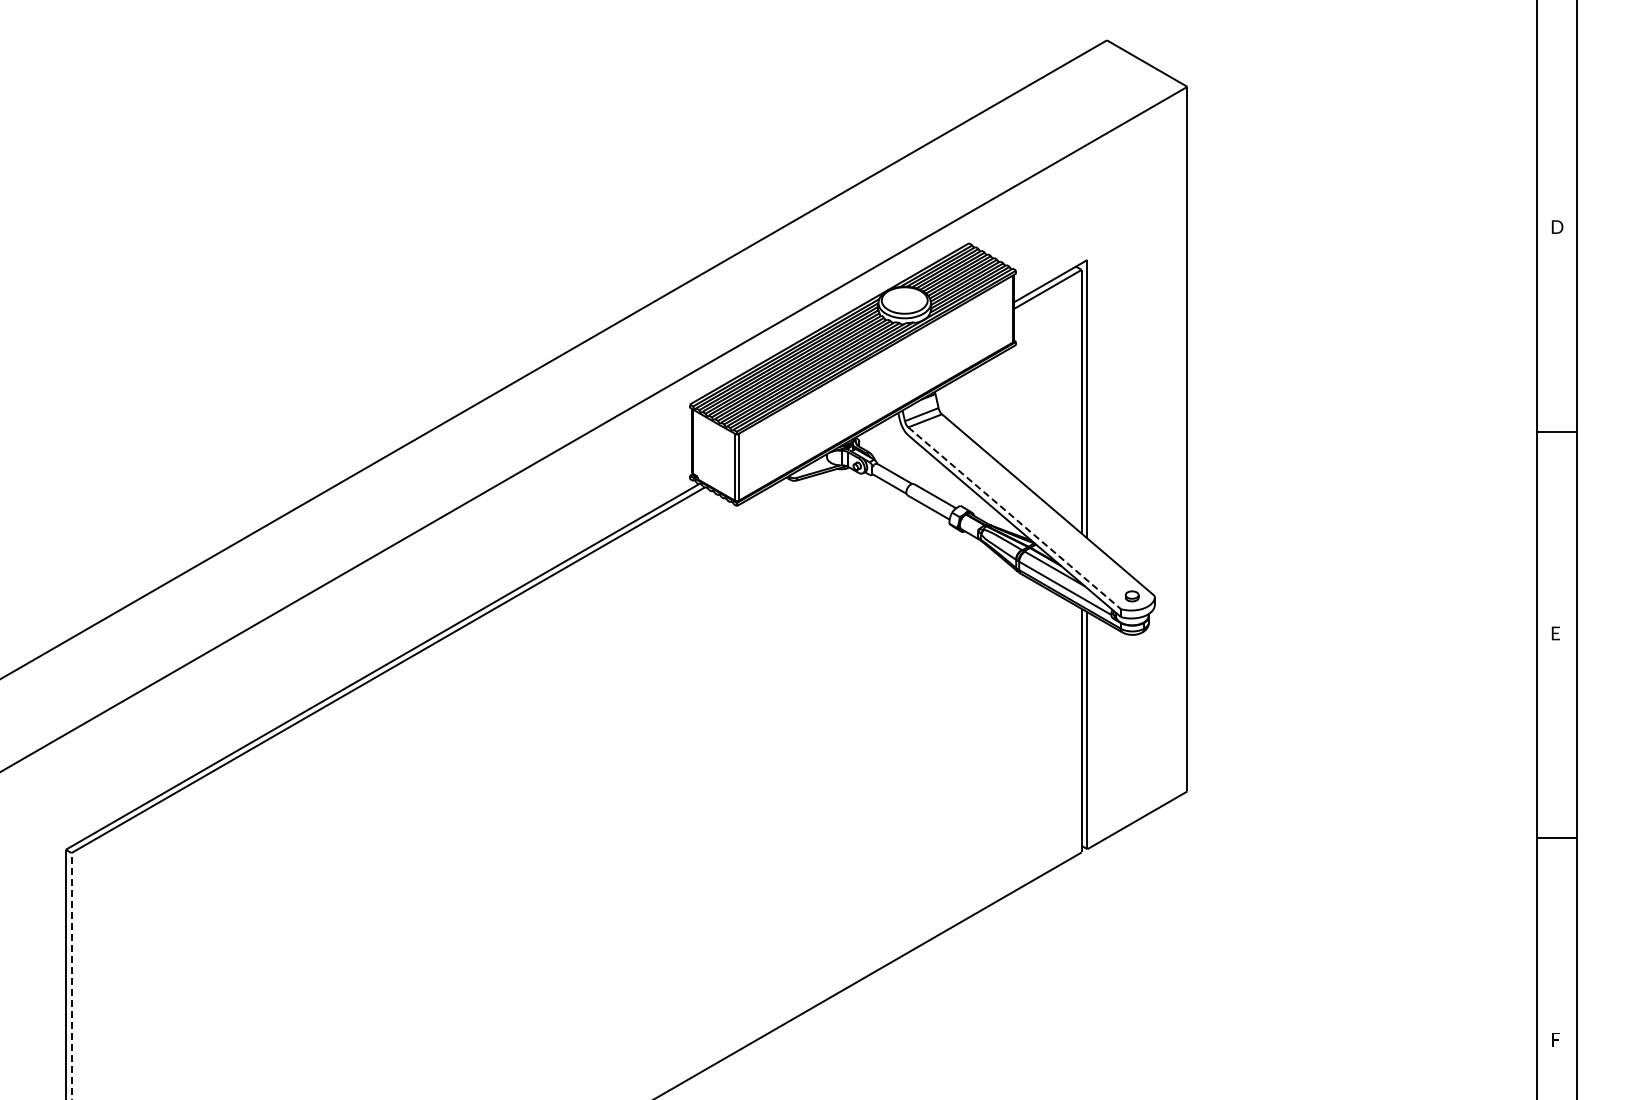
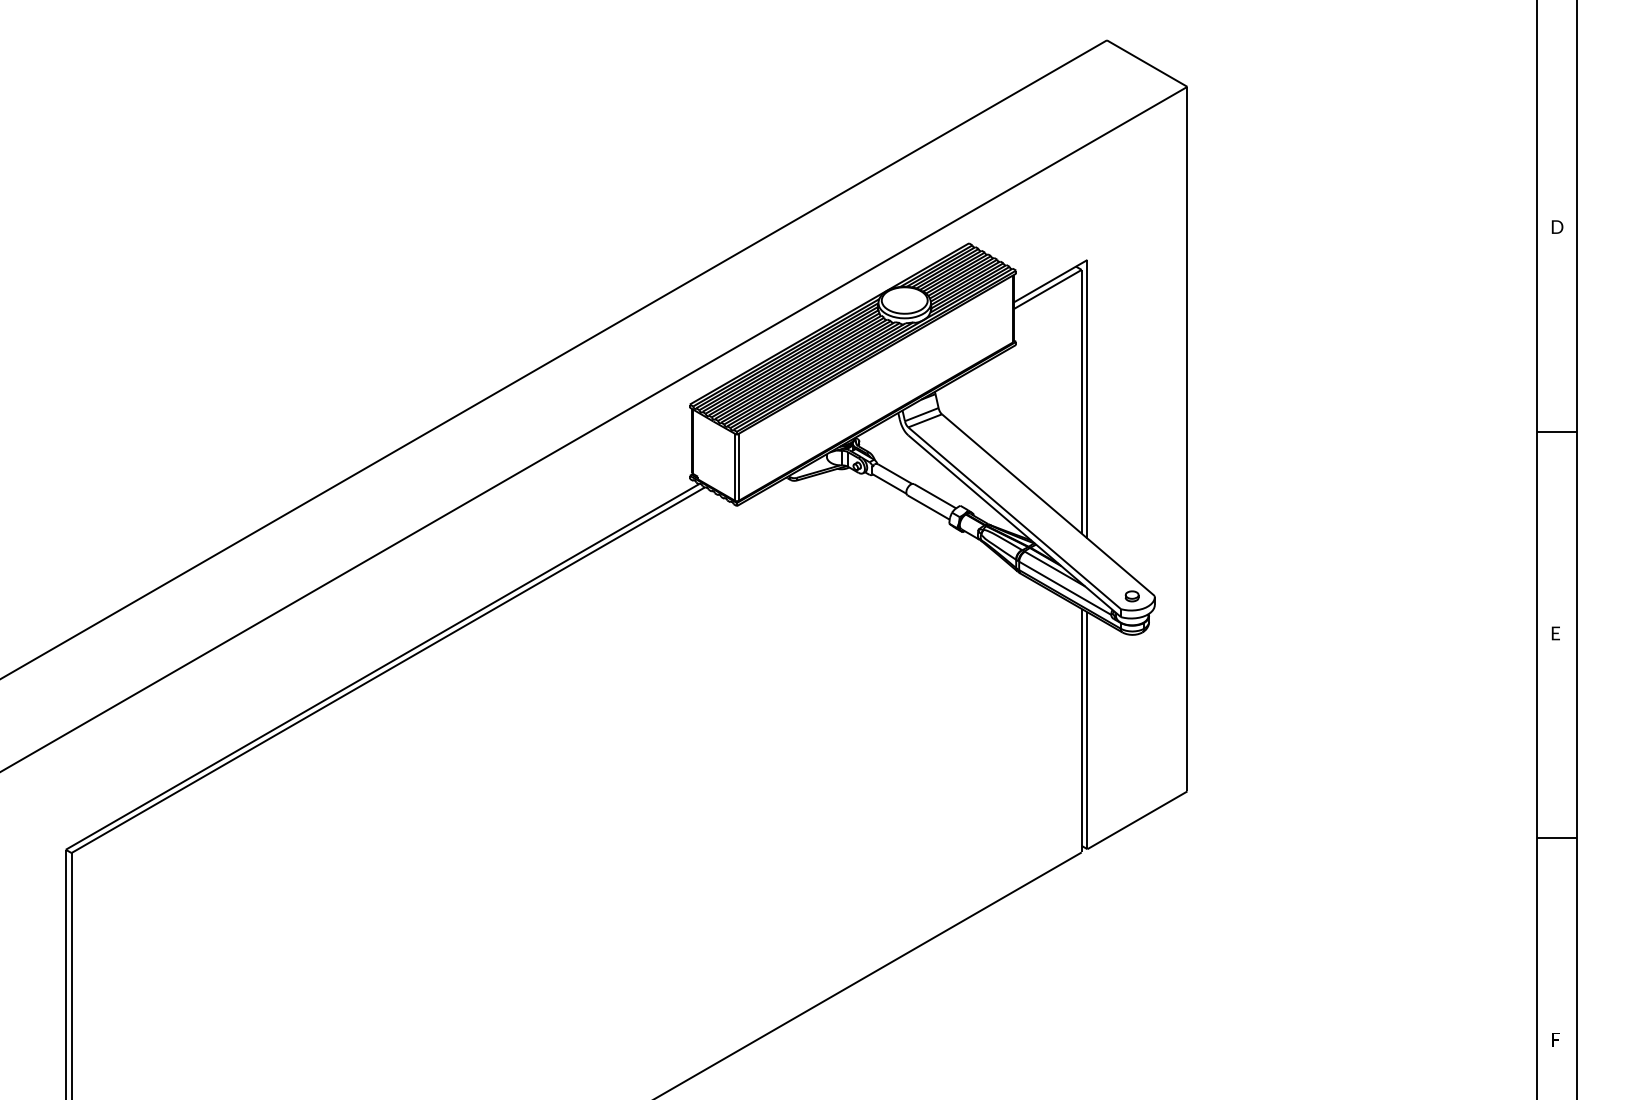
line: dashed -> solid (1014, 518)
line: dashed -> solid (71, 975)
